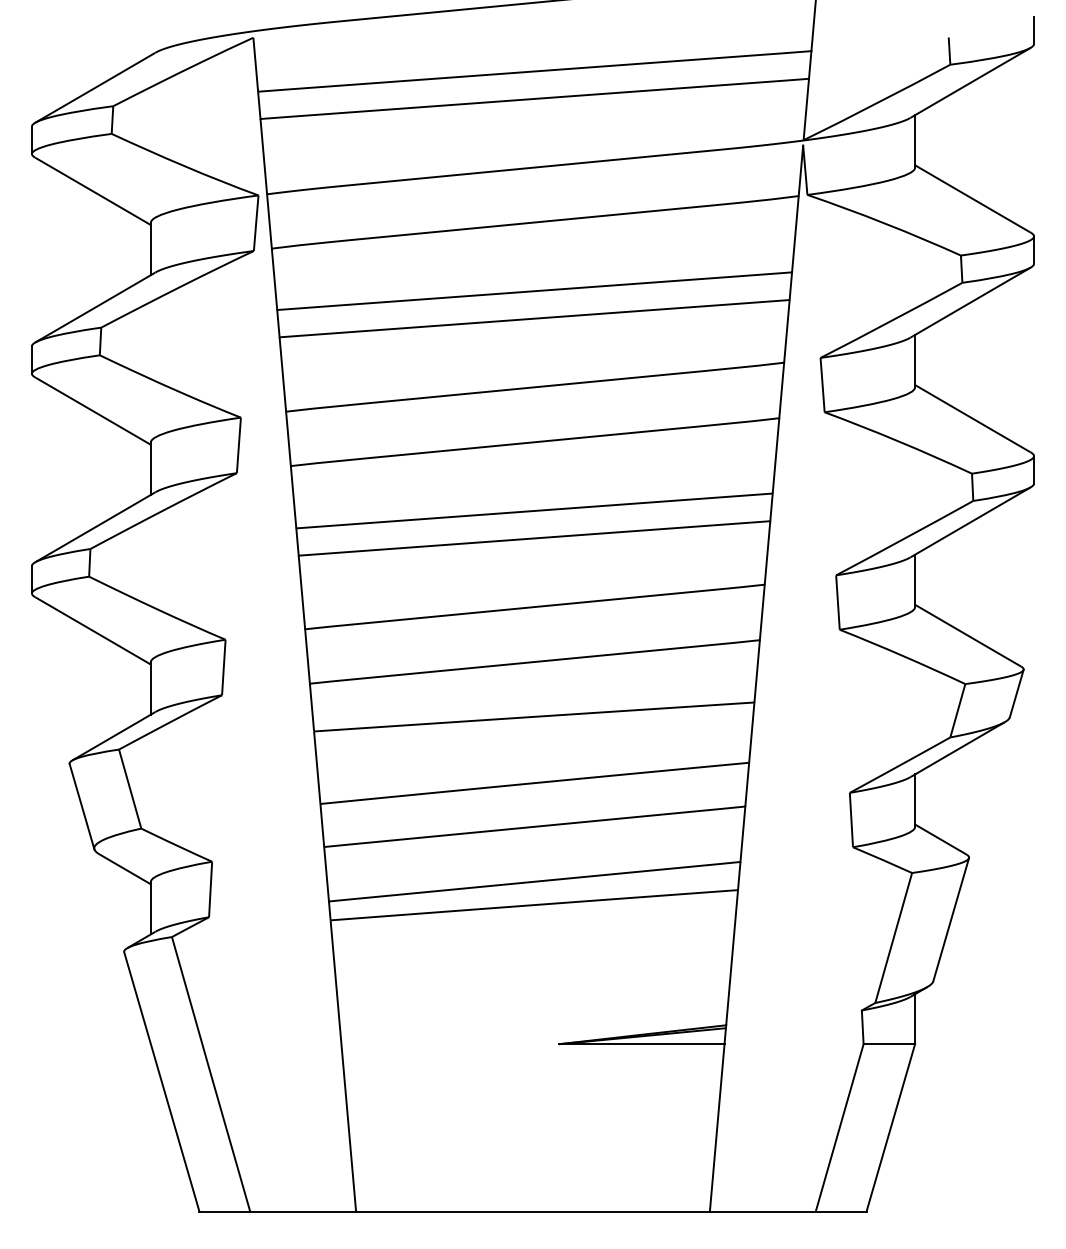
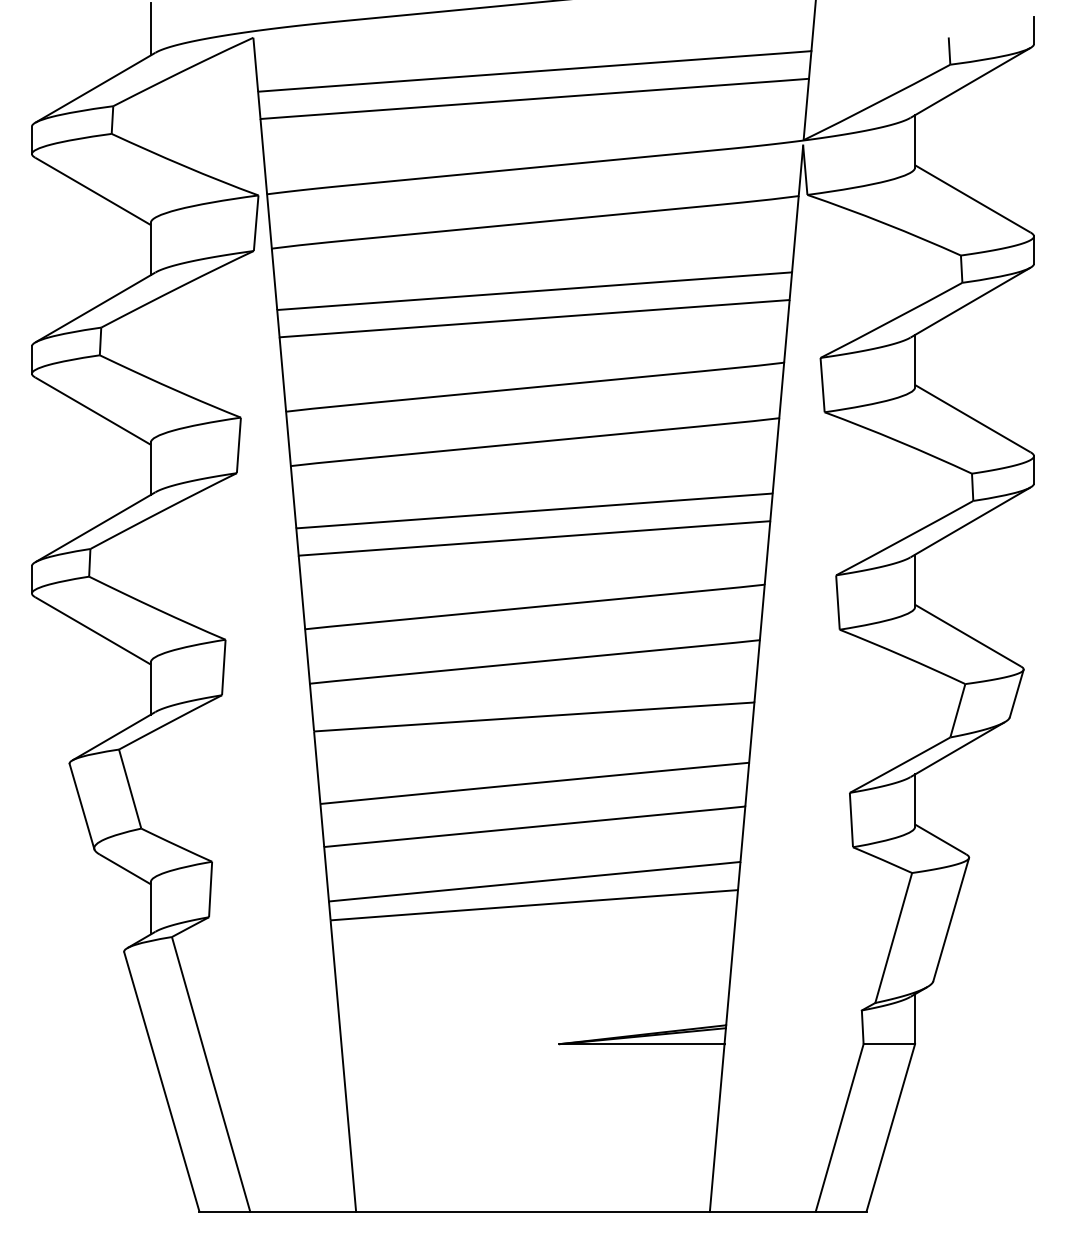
line: none -> present (150, 28)
